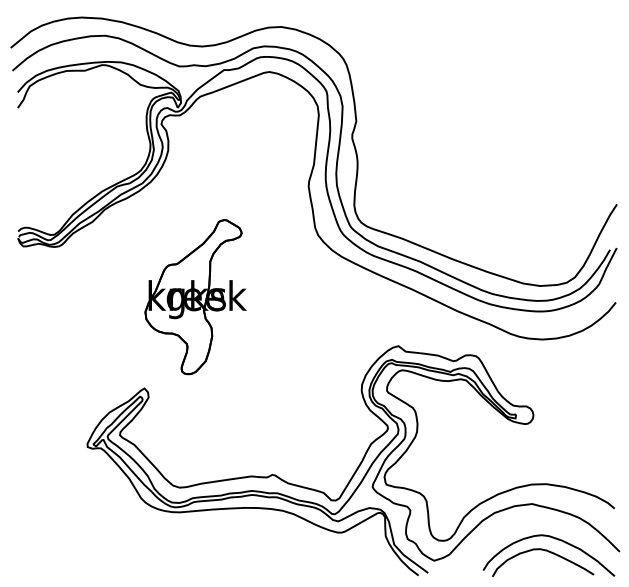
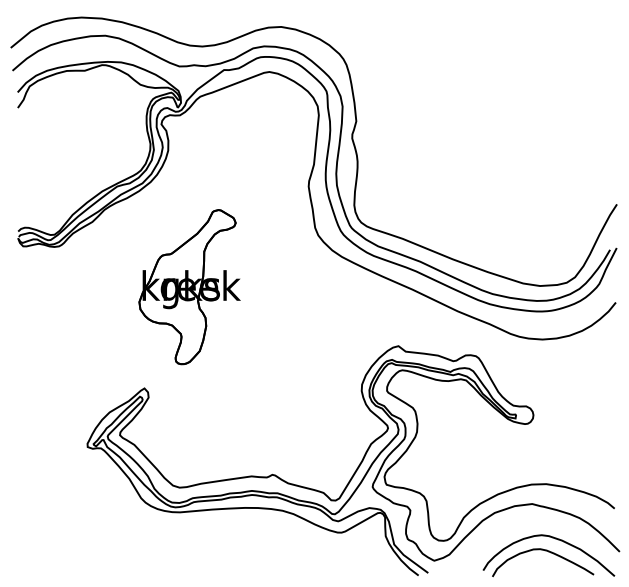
part position: (195, 297) -> (189, 287) (189, 287)
